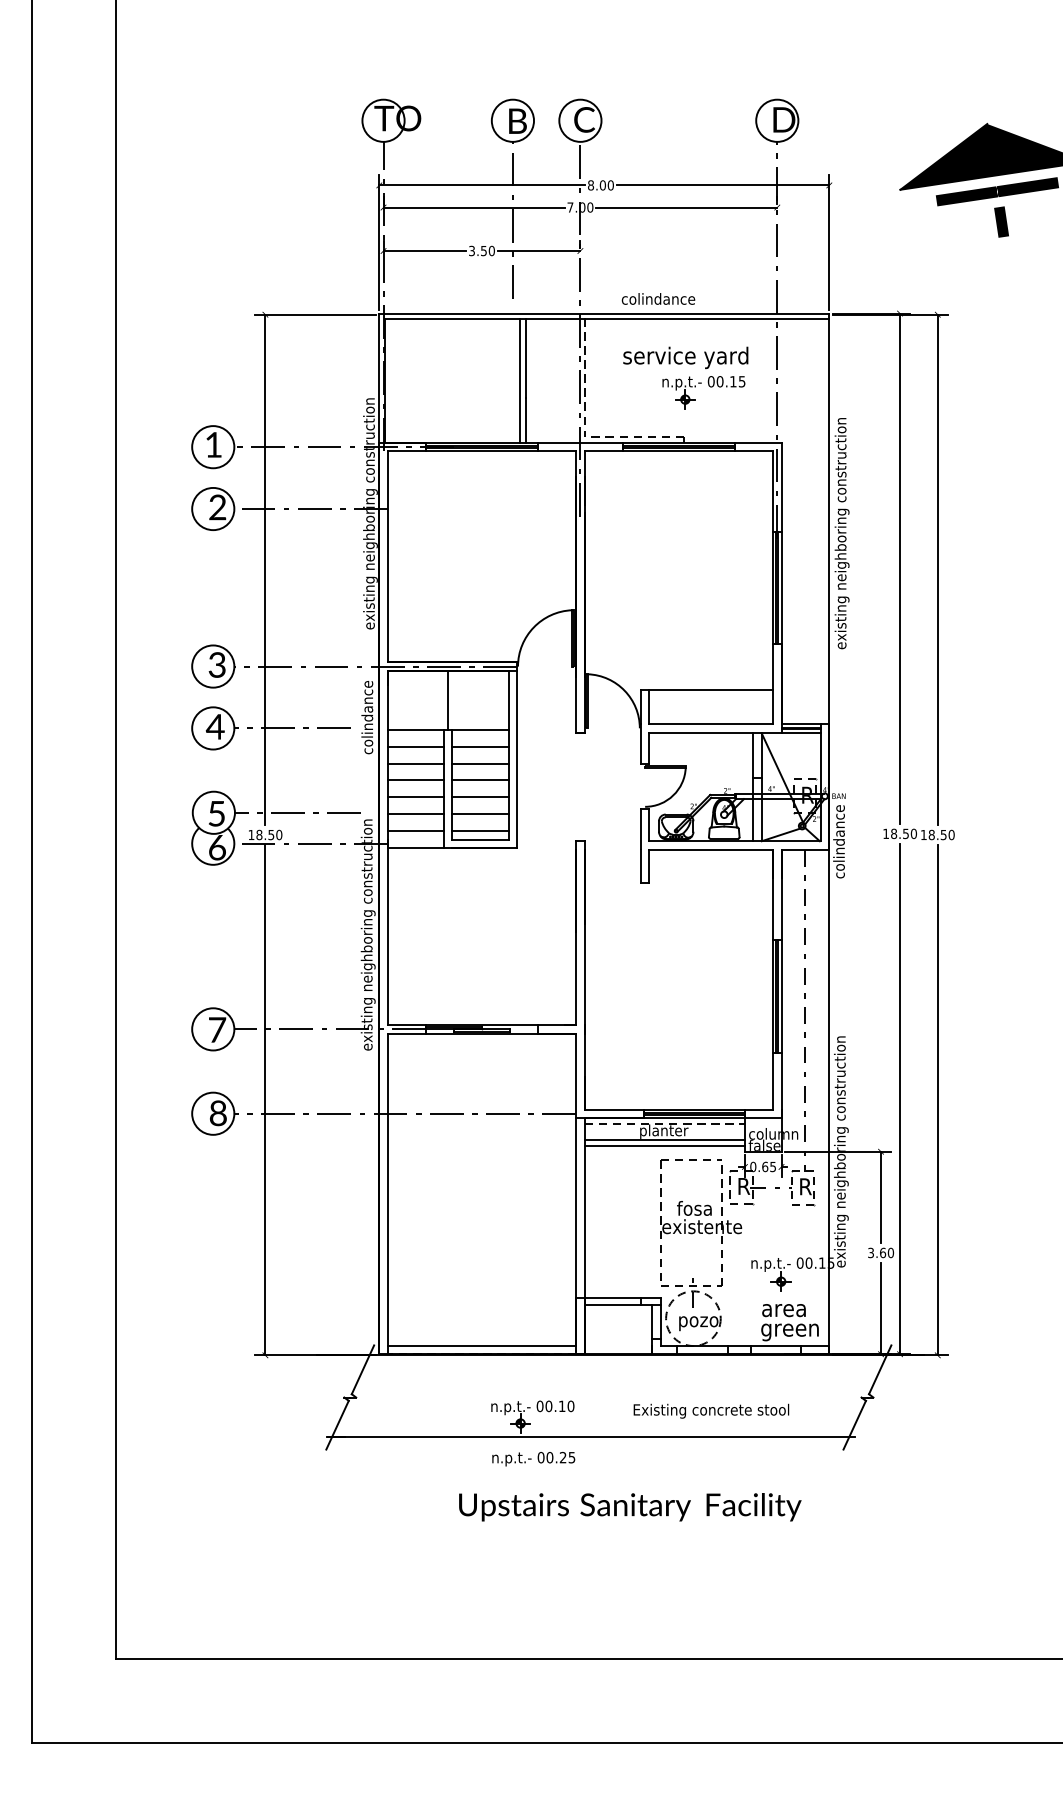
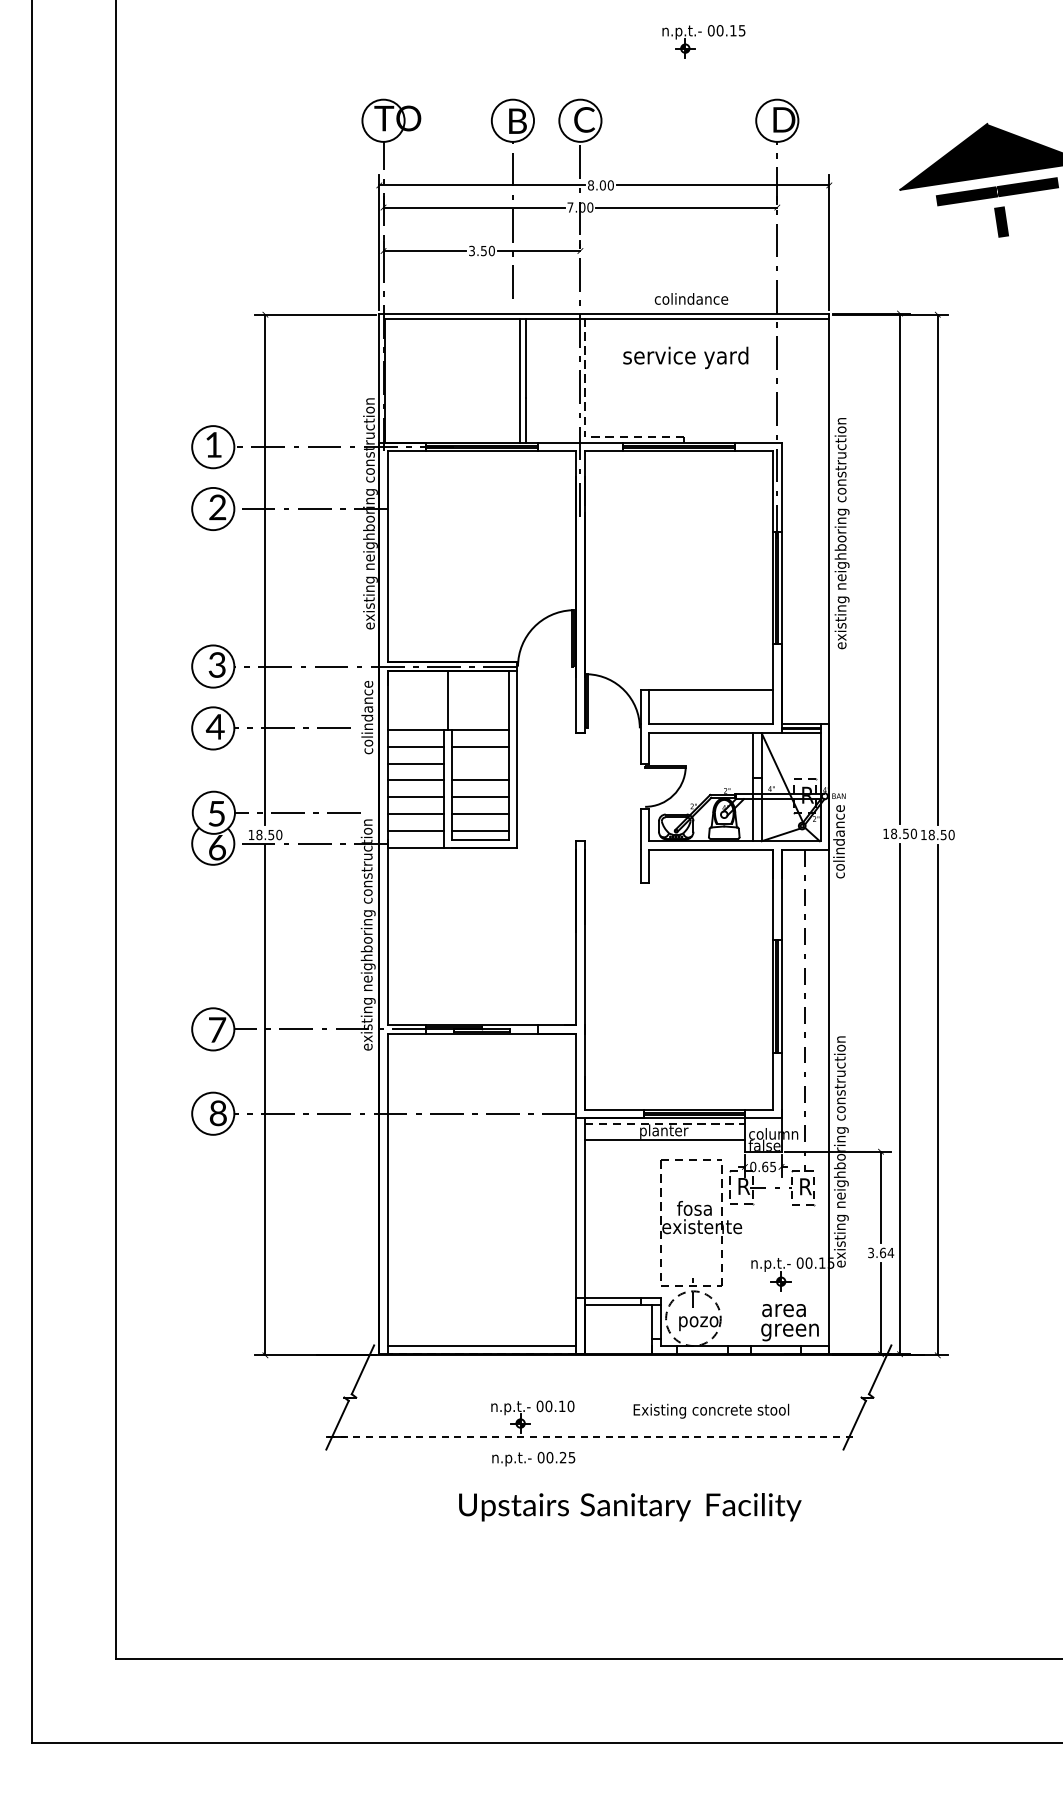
text position: (658, 298) -> (691, 298) (691, 298)
part position: (709, 386) -> (709, 35) (709, 35)
line: present -> none (480, 763)
line: present -> none (664, 1146)
text: 3.60 -> 3.64 (890, 1252)
line: solid -> dashed (591, 1437)
